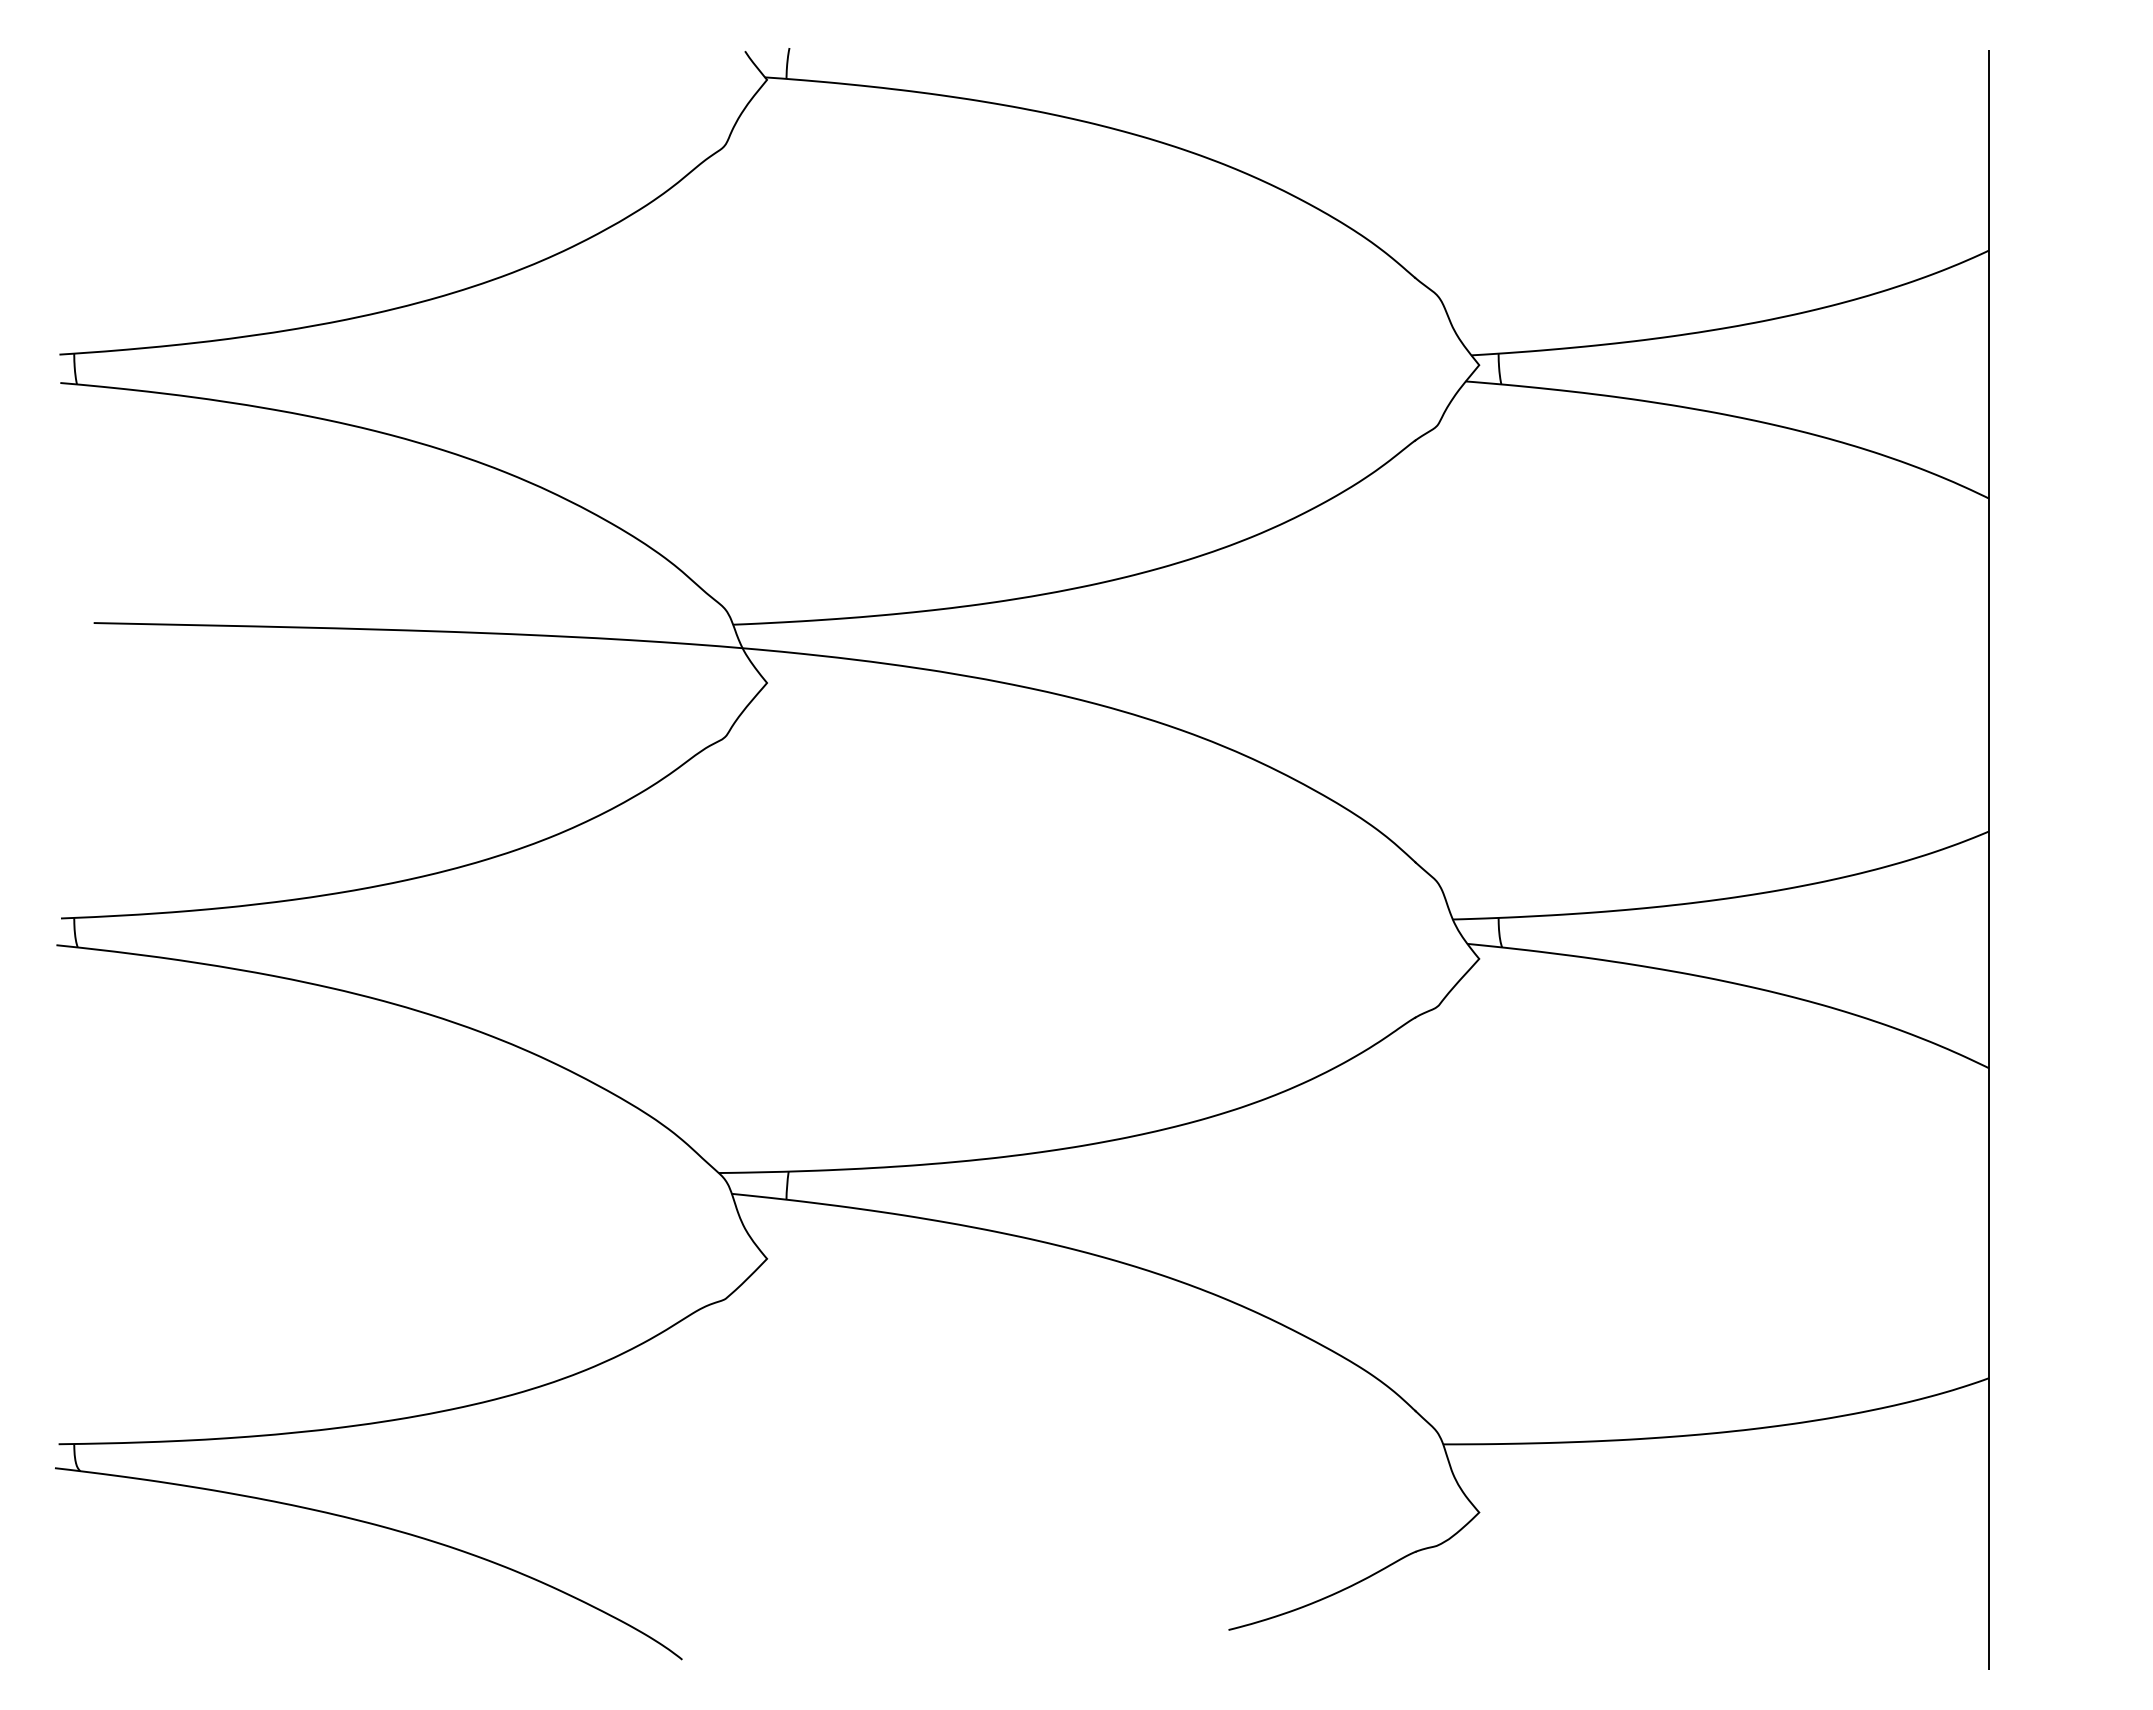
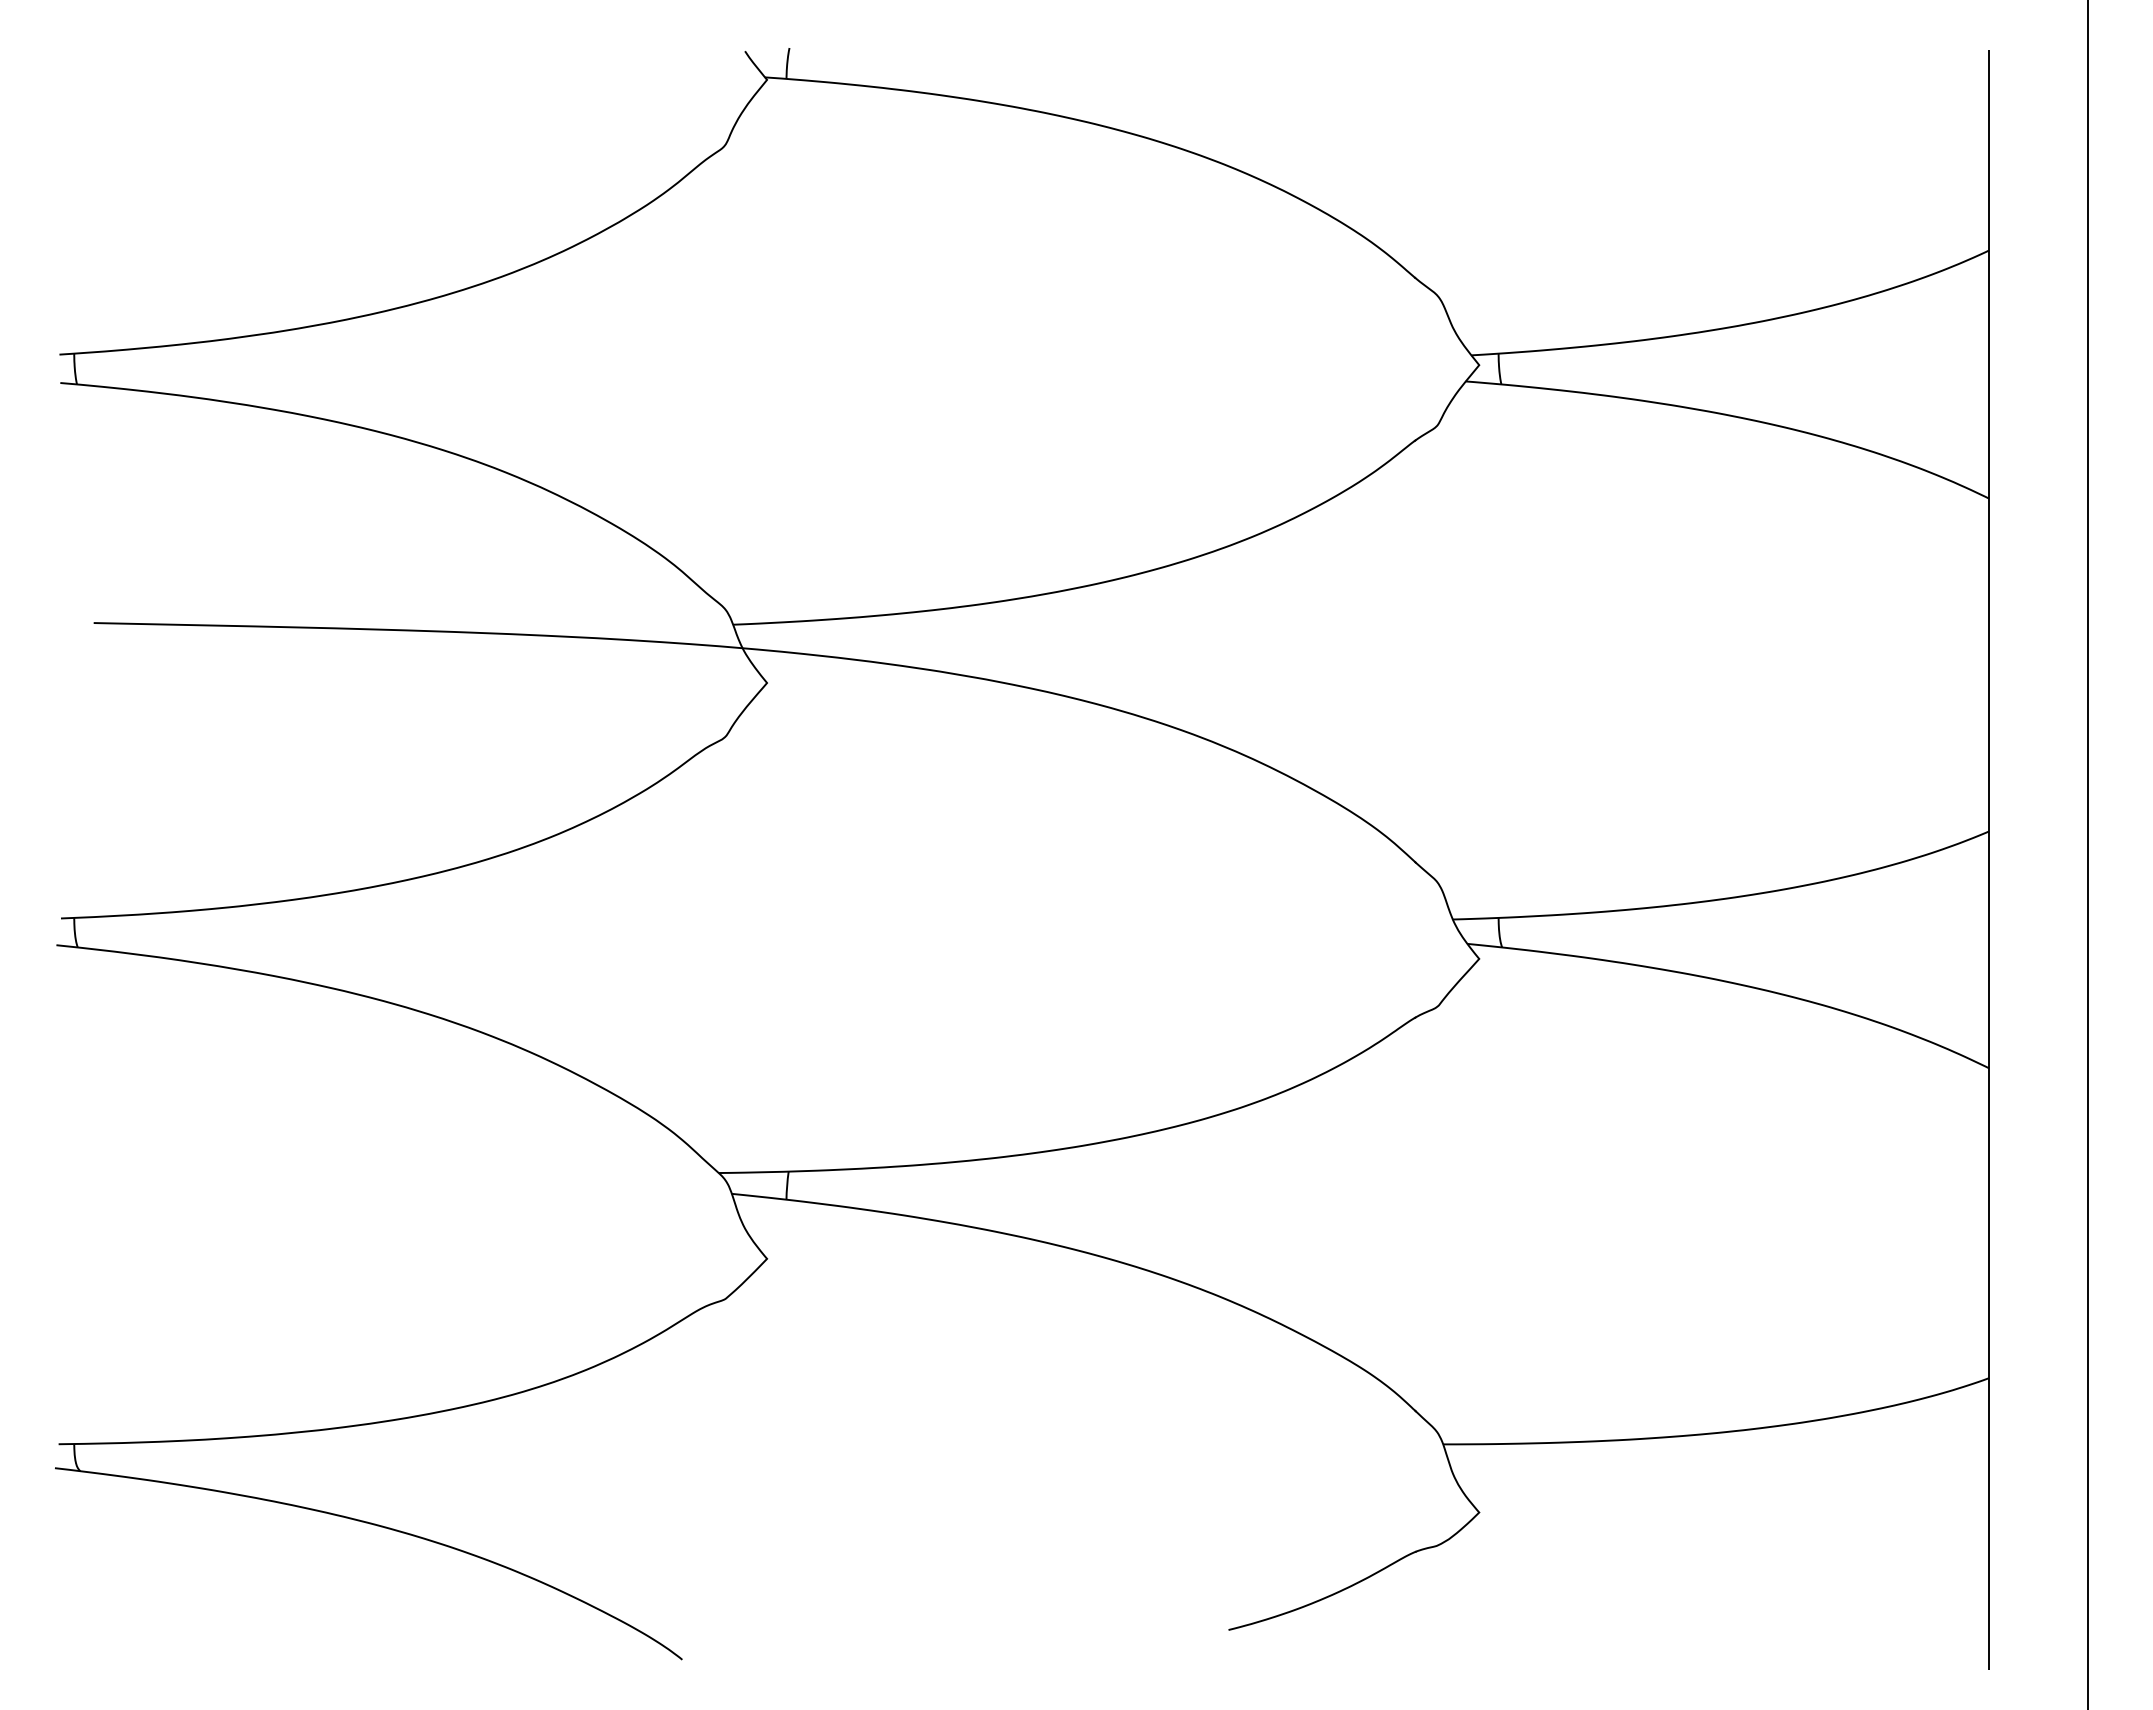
line: none -> present (2088, 854)
